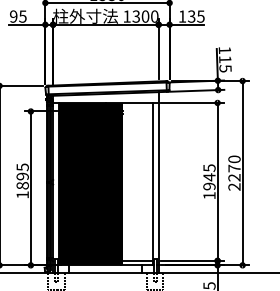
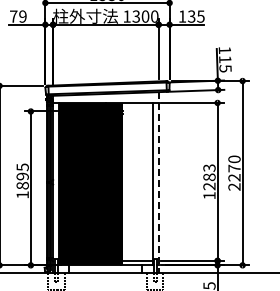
text: 95 -> 79 (18, 16)
text: 1945 -> 1283 (209, 177)
line: solid -> dashed (158, 182)
